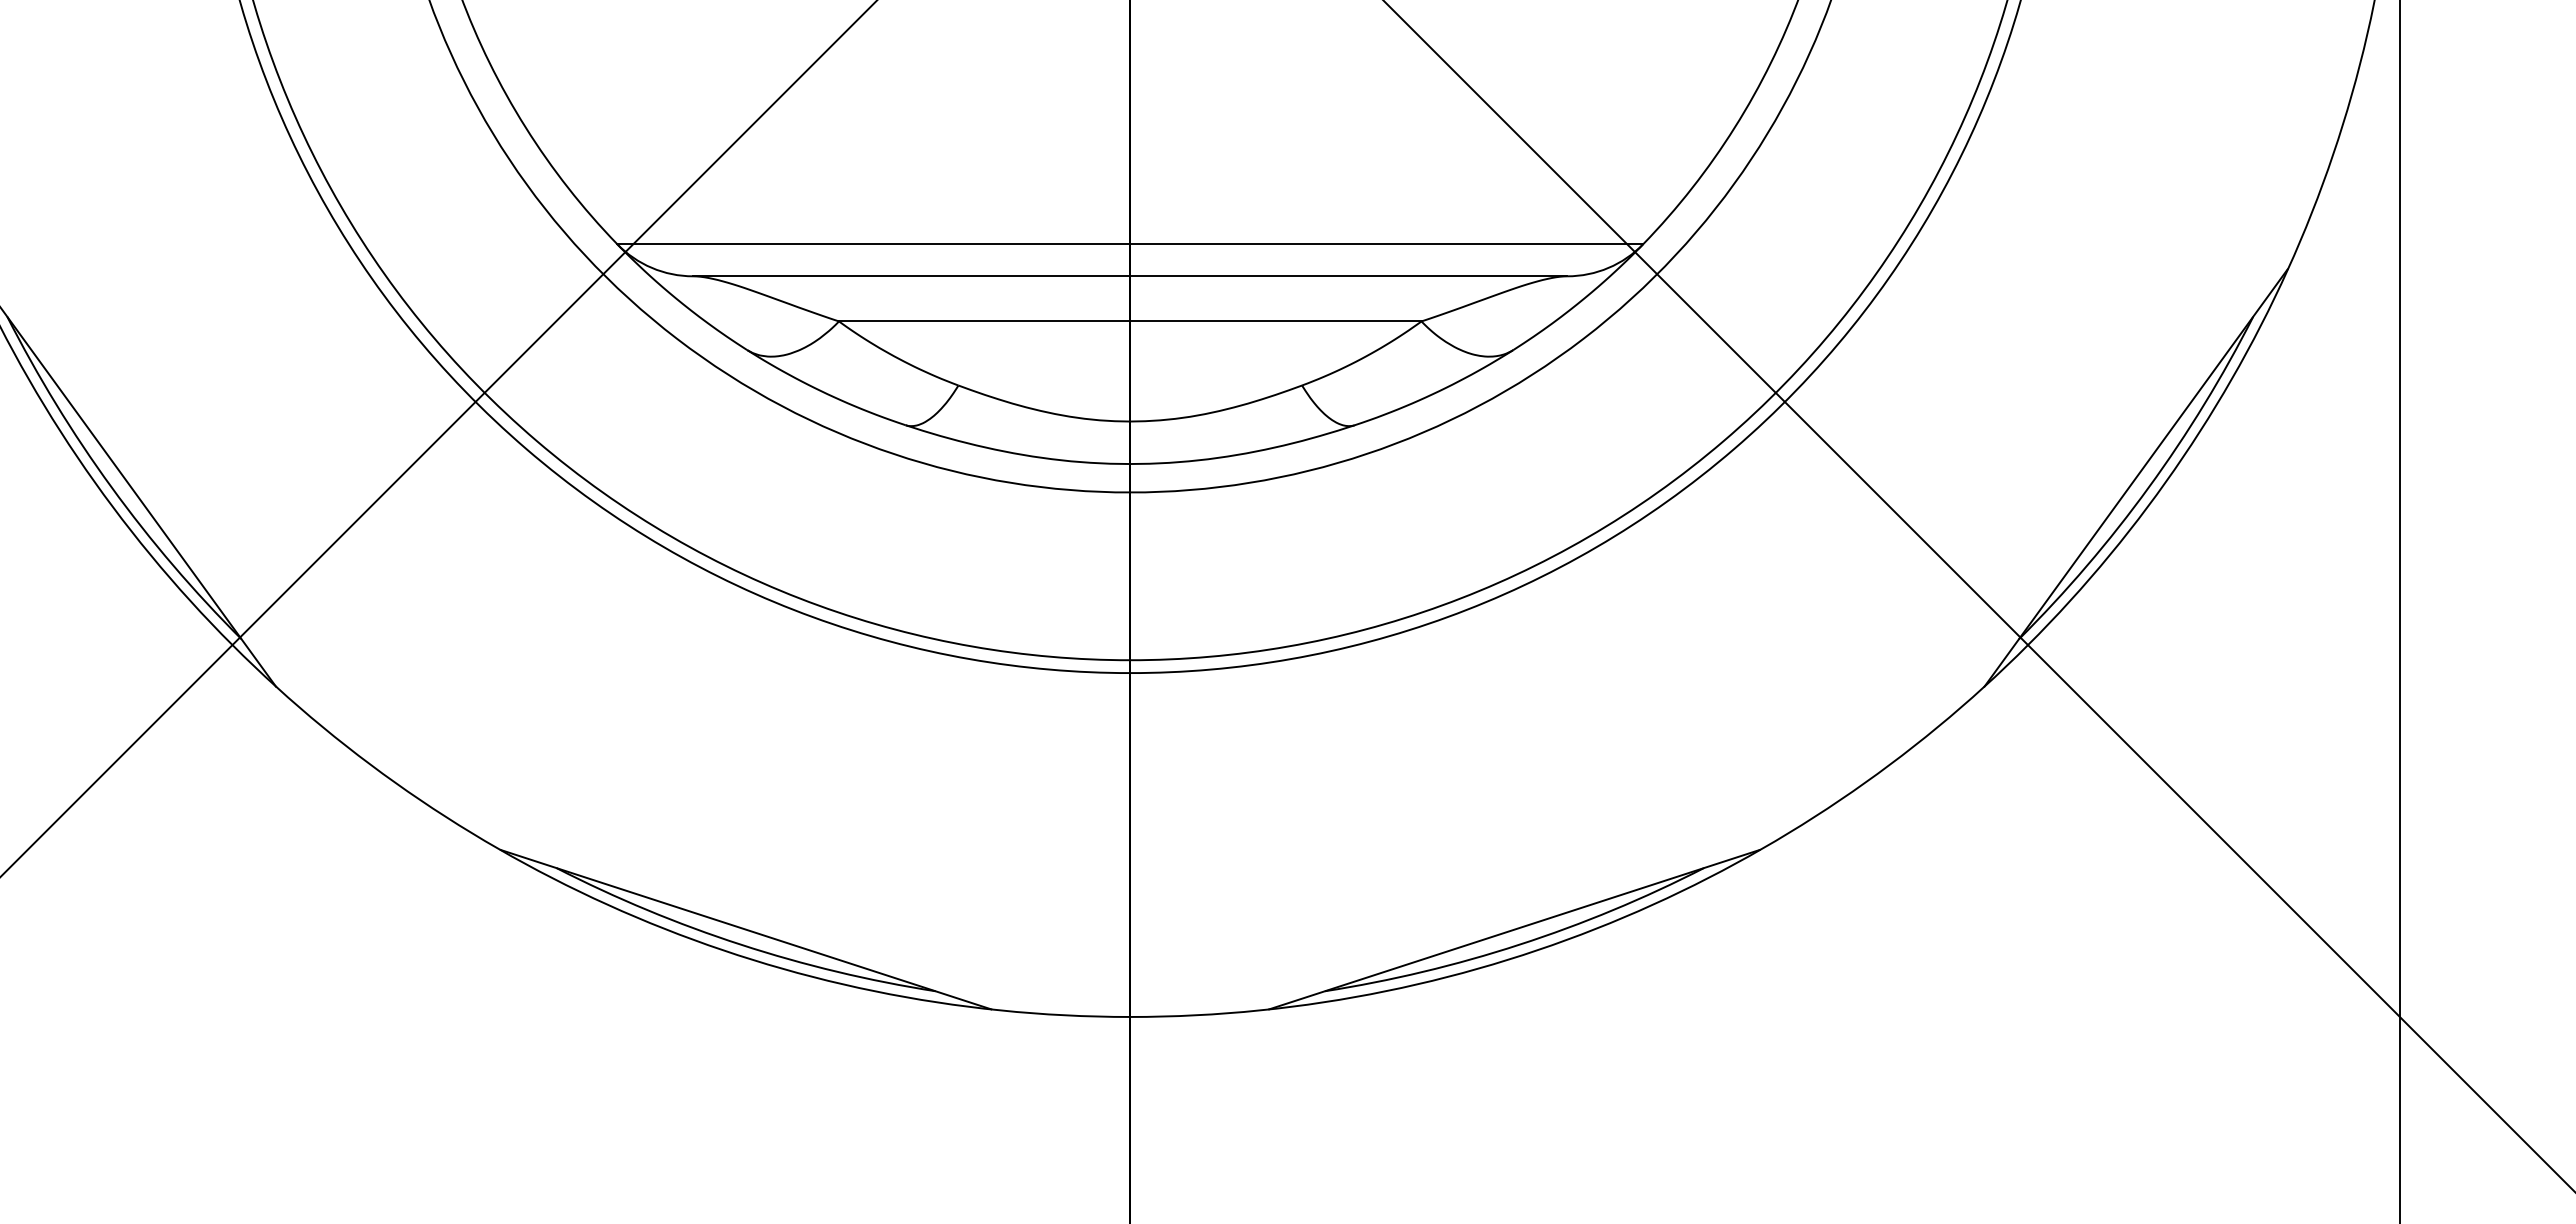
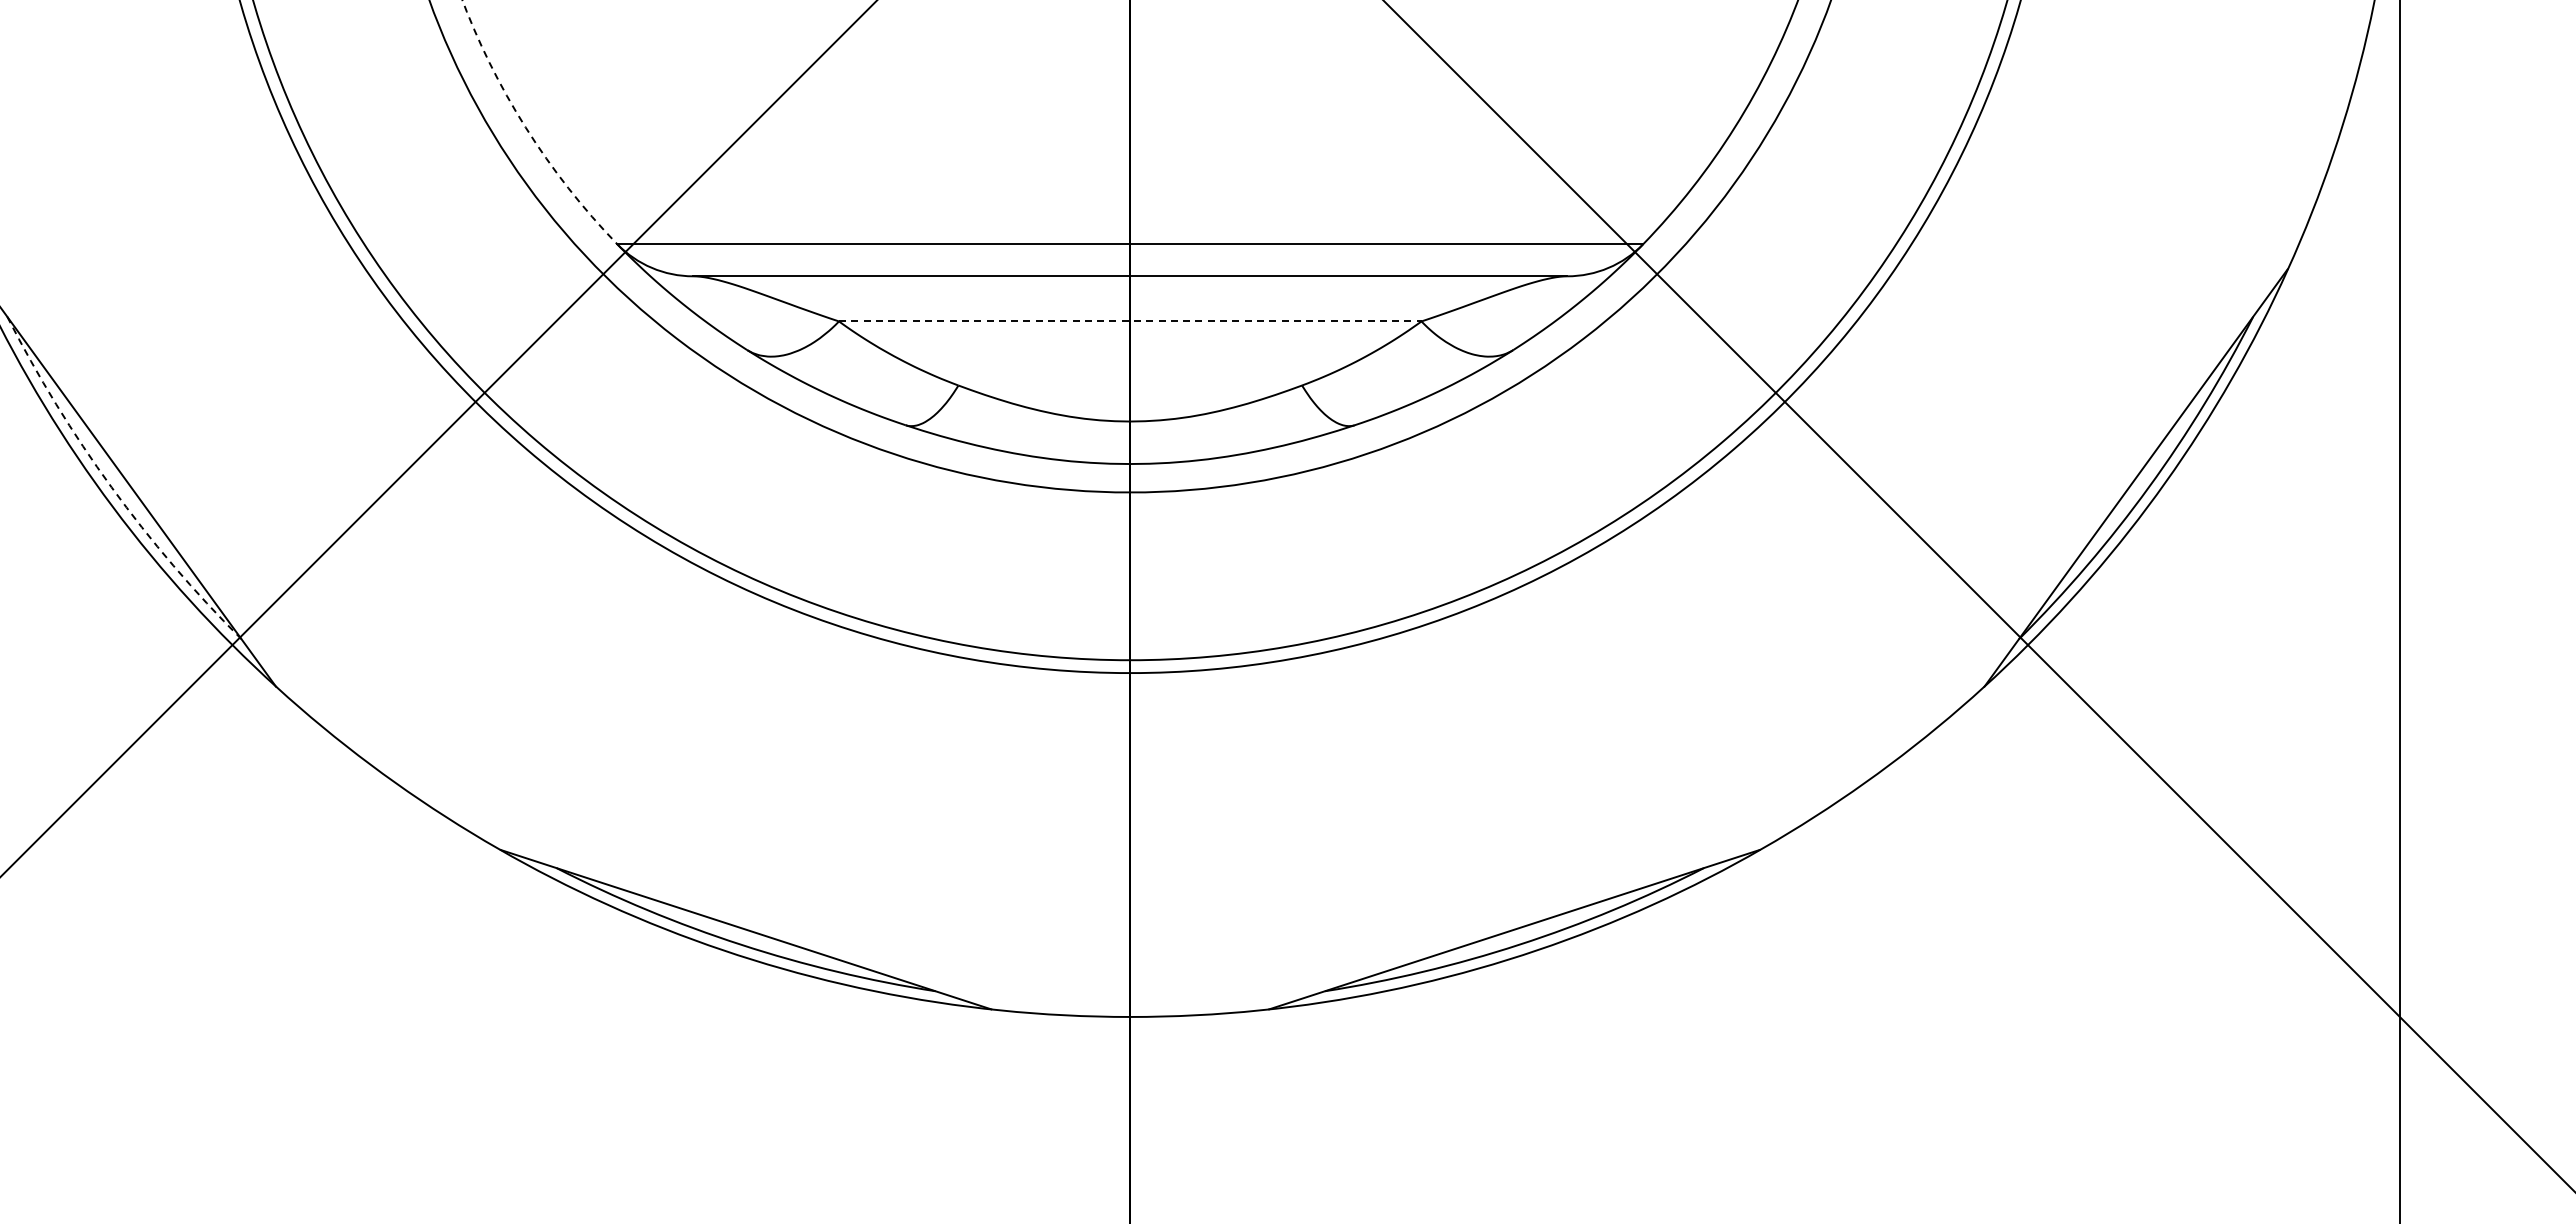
arc: solid -> dashed (527, 129)
line: solid -> dashed (1130, 321)
arc: solid -> dashed (111, 487)
